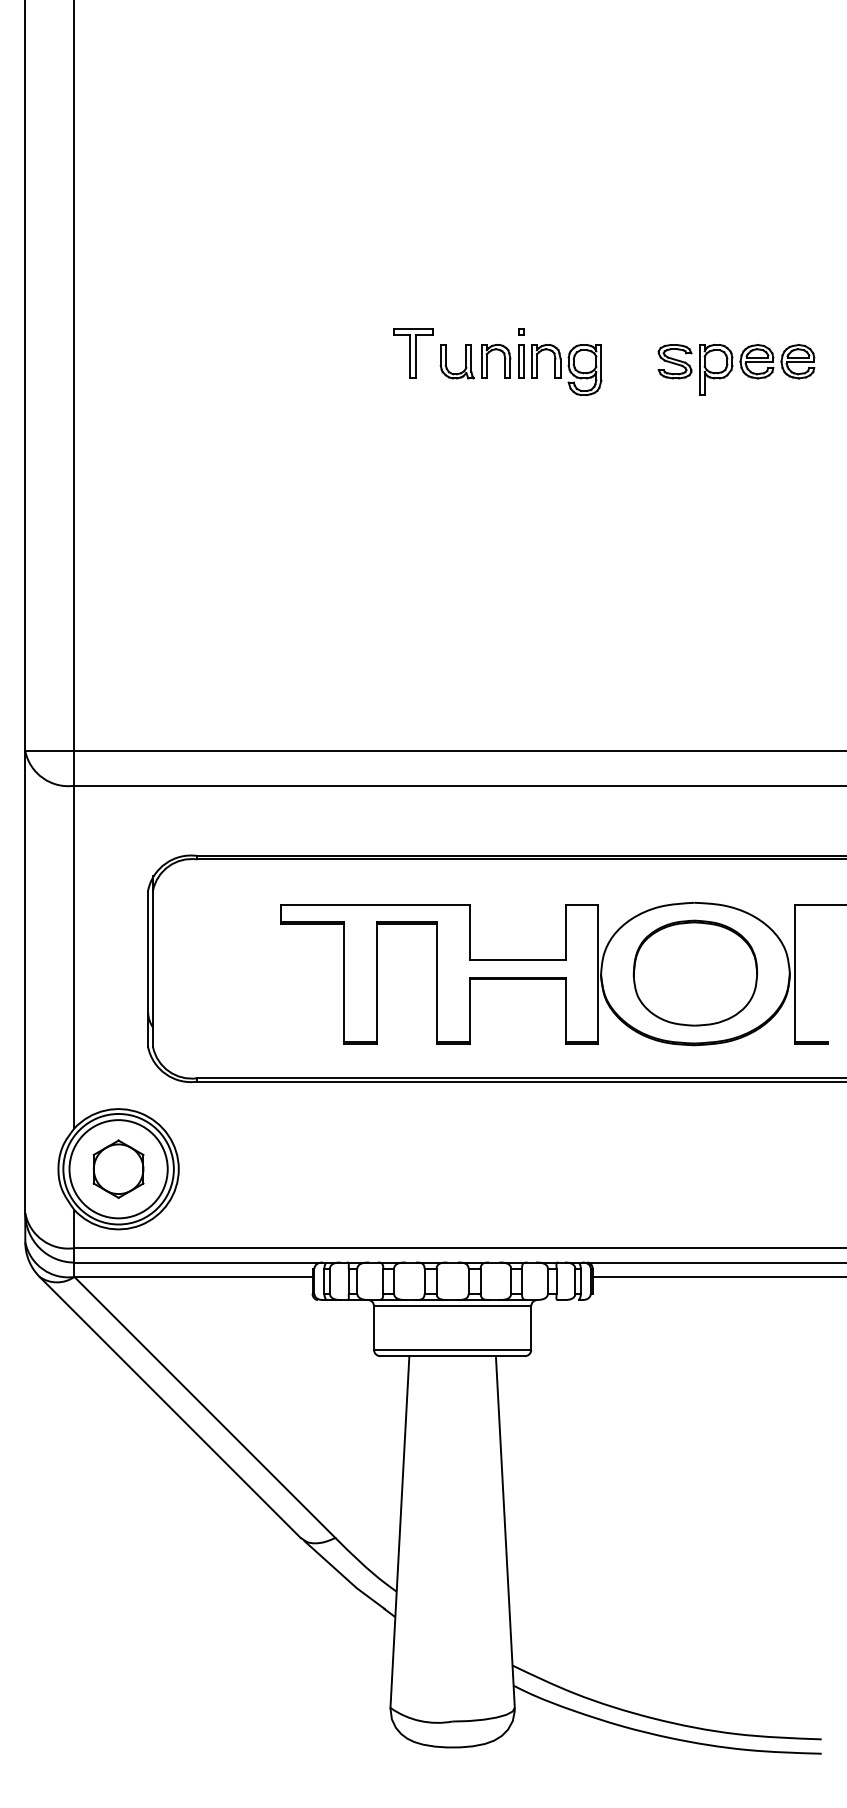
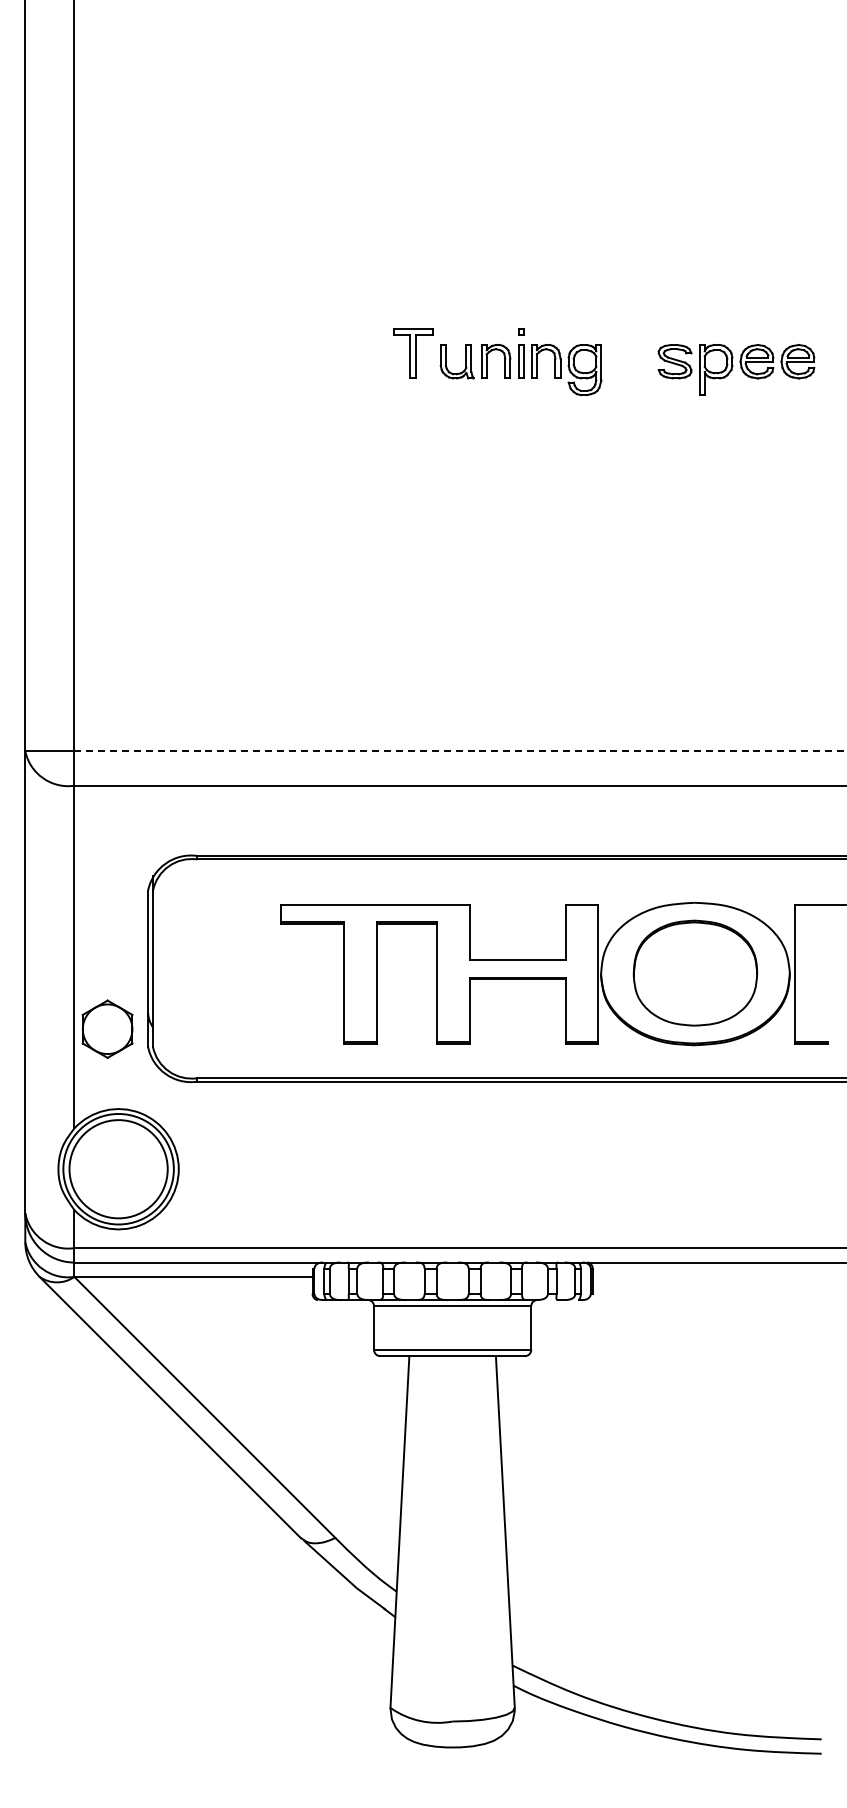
line: solid -> dashed (460, 751)
part position: (118, 1168) -> (107, 1028) (107, 1028)
line: present -> none (717, 1276)
